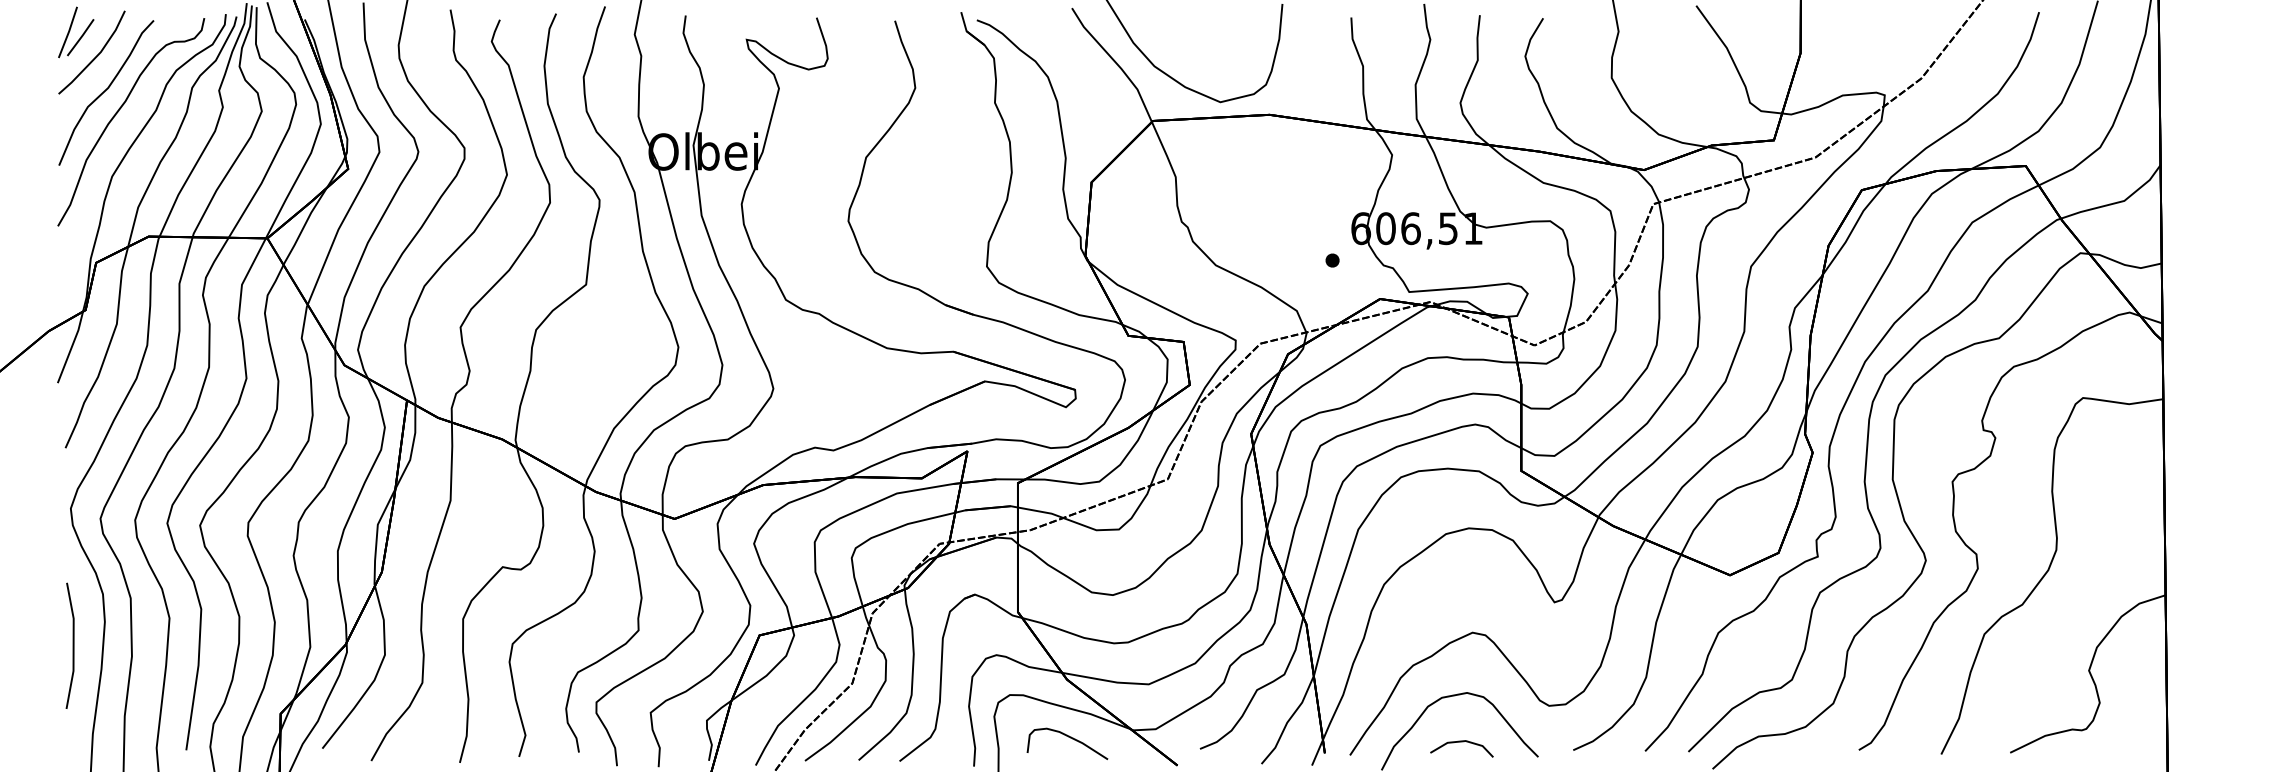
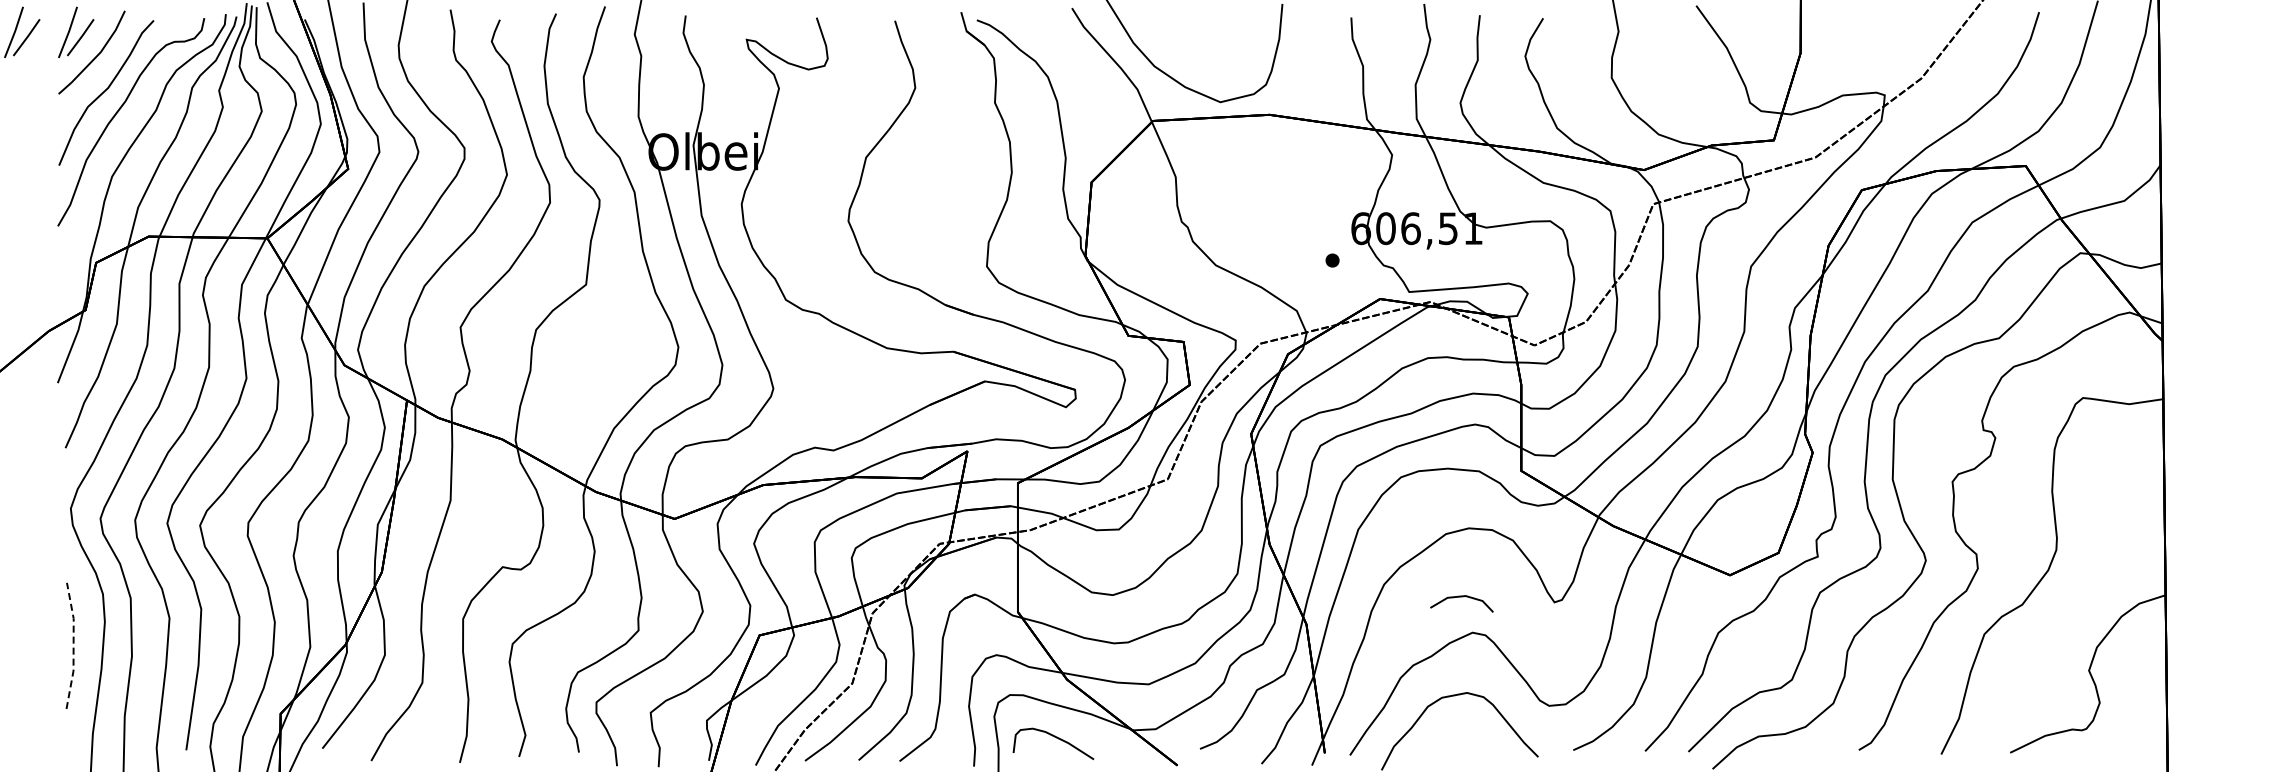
part: none -> present (22, 32)
line: solid -> dashed (73, 645)
curve position: (1070, 738) -> (1056, 738) (1056, 738)
line position: (1461, 742) -> (1461, 597) (1461, 597)
